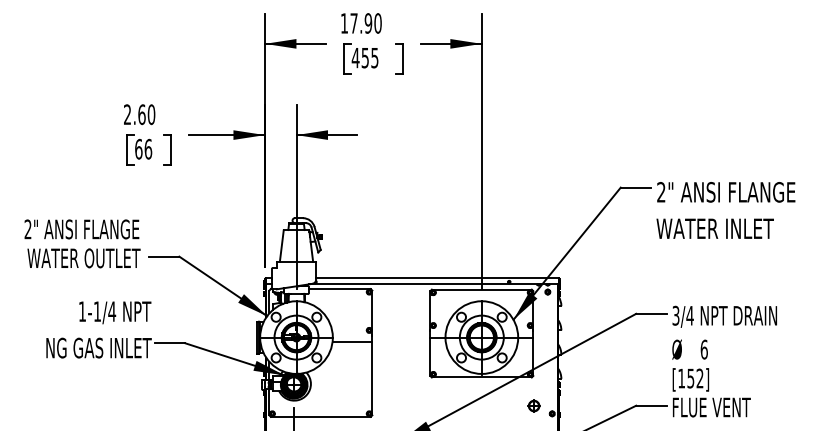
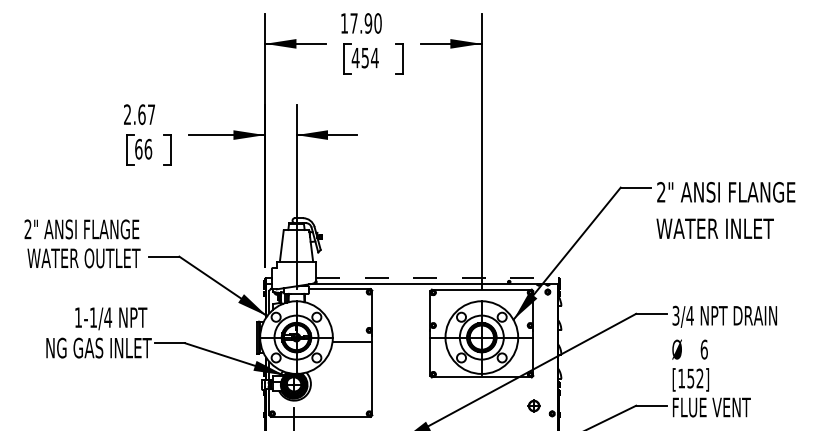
text: 455 -> 454 (374, 58)
text: 2.60 -> 2.67 (151, 114)
line: solid -> dashed (437, 278)
text position: (115, 312) -> (111, 318) (111, 318)
